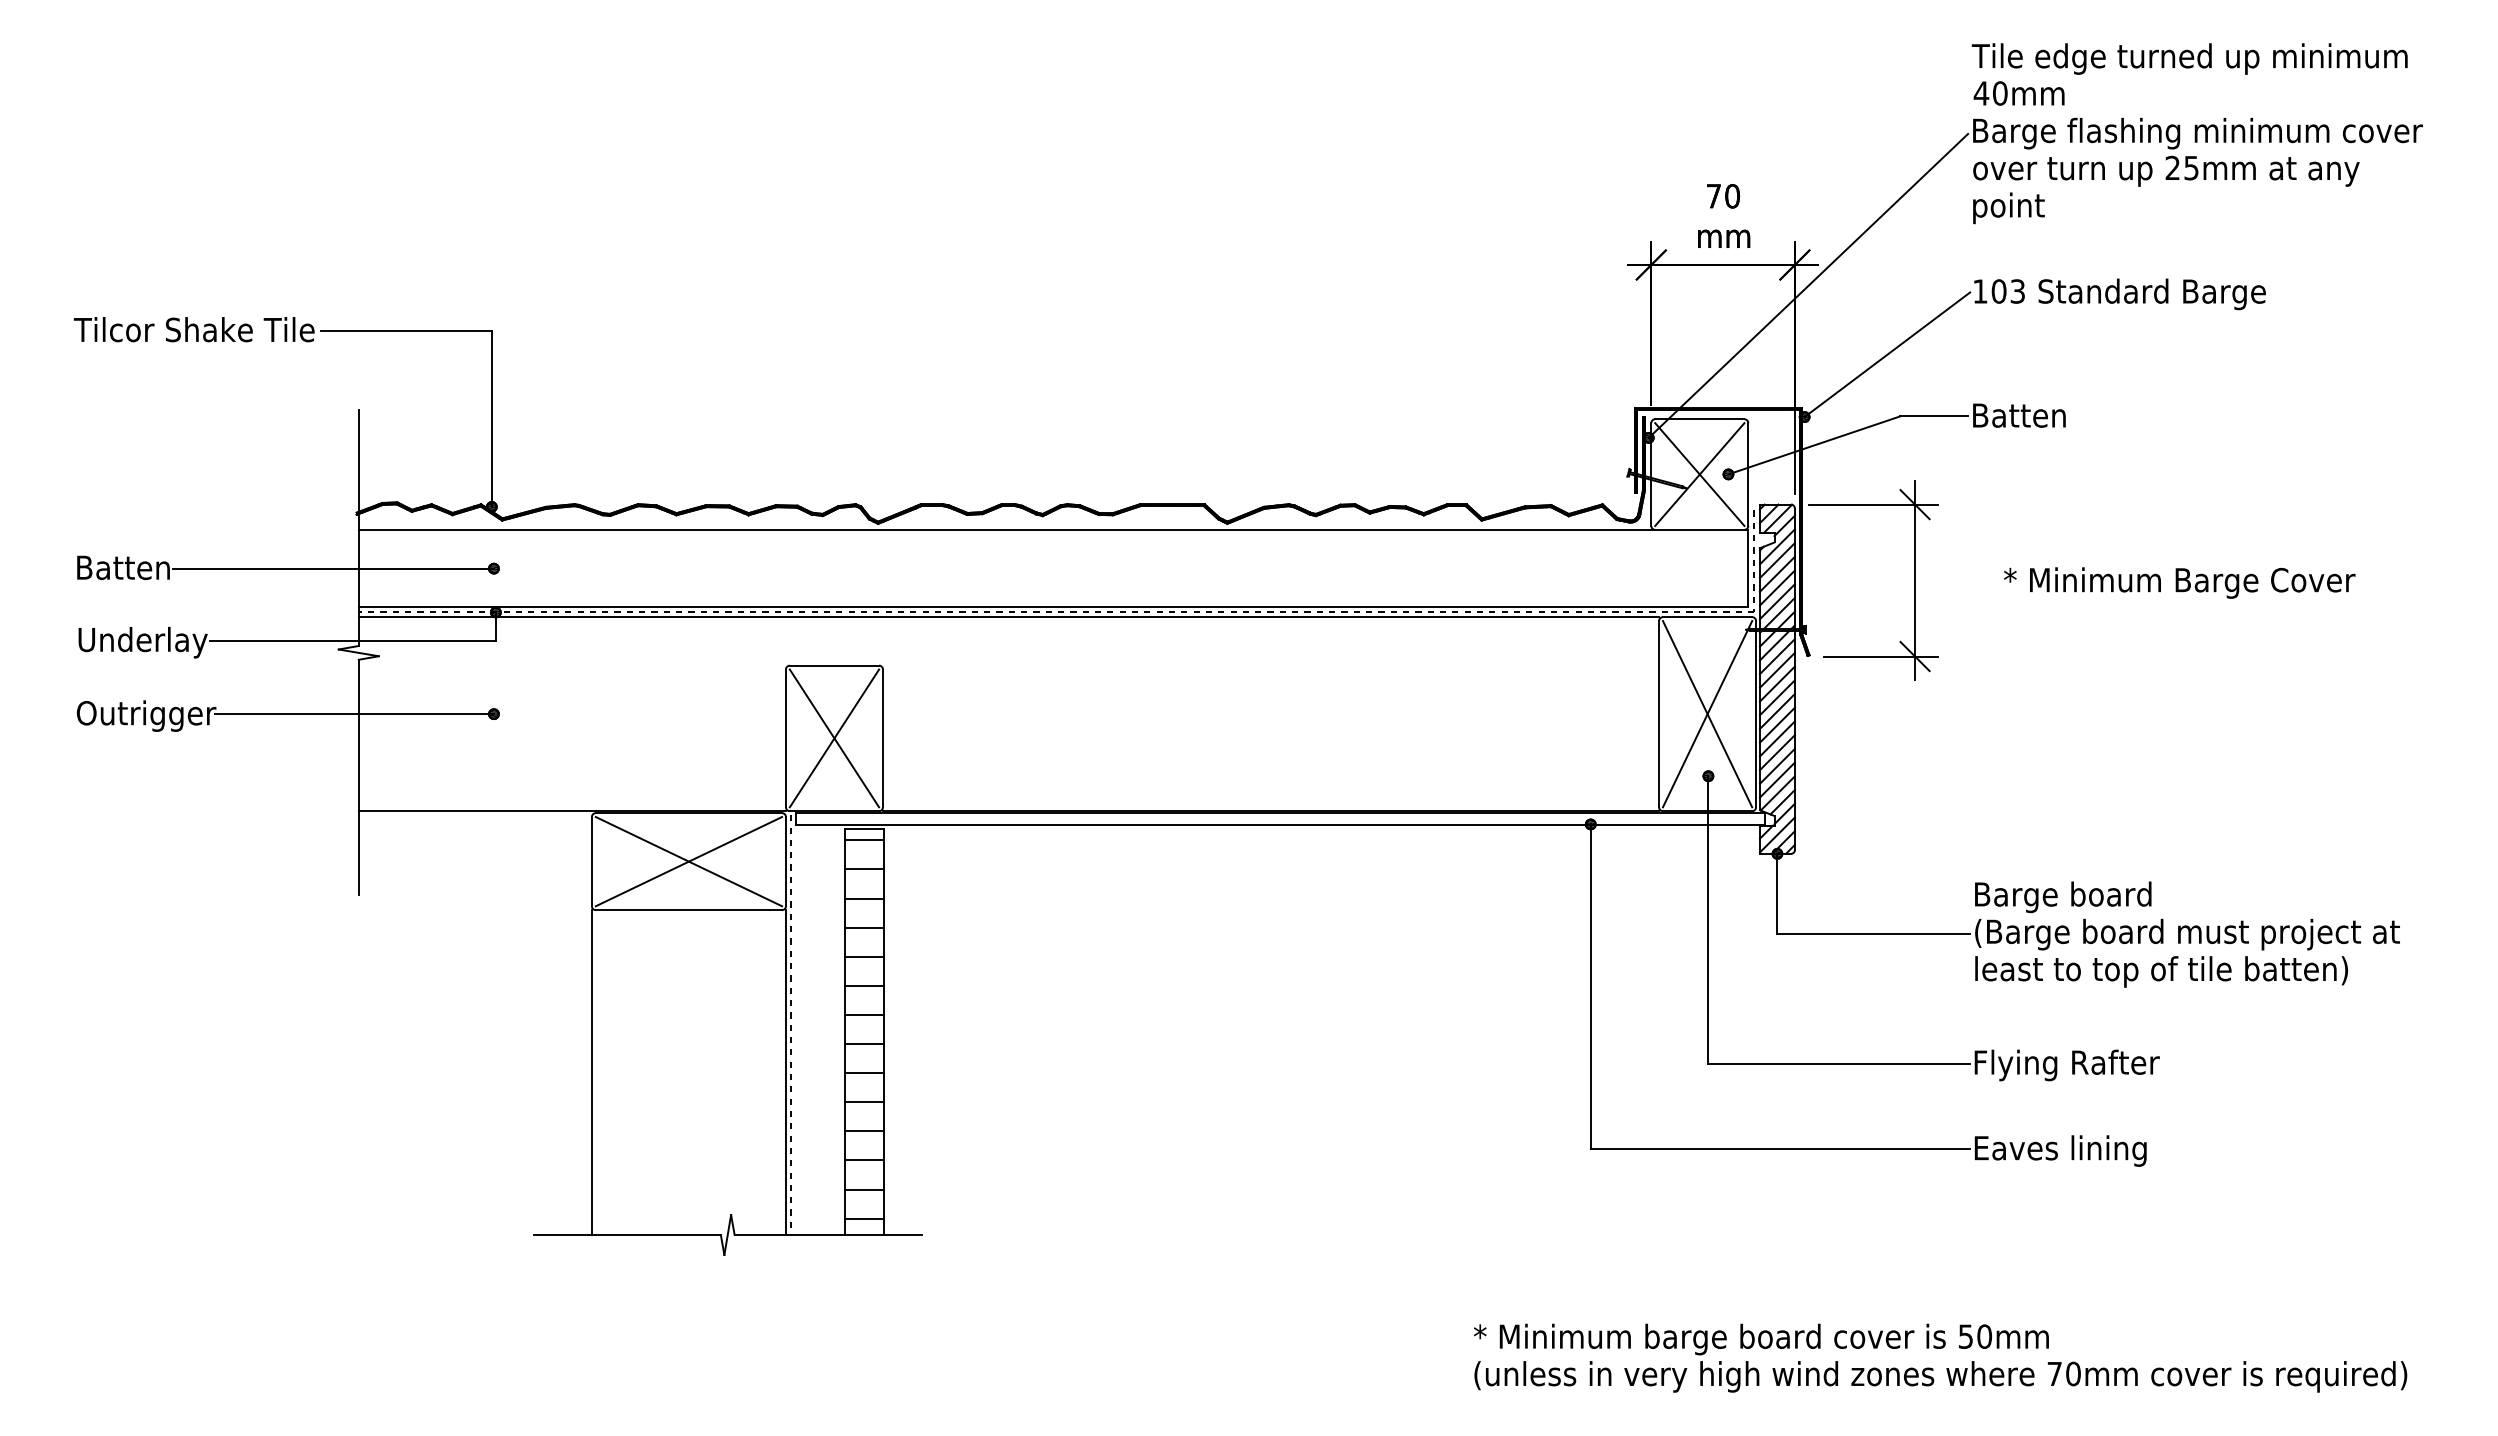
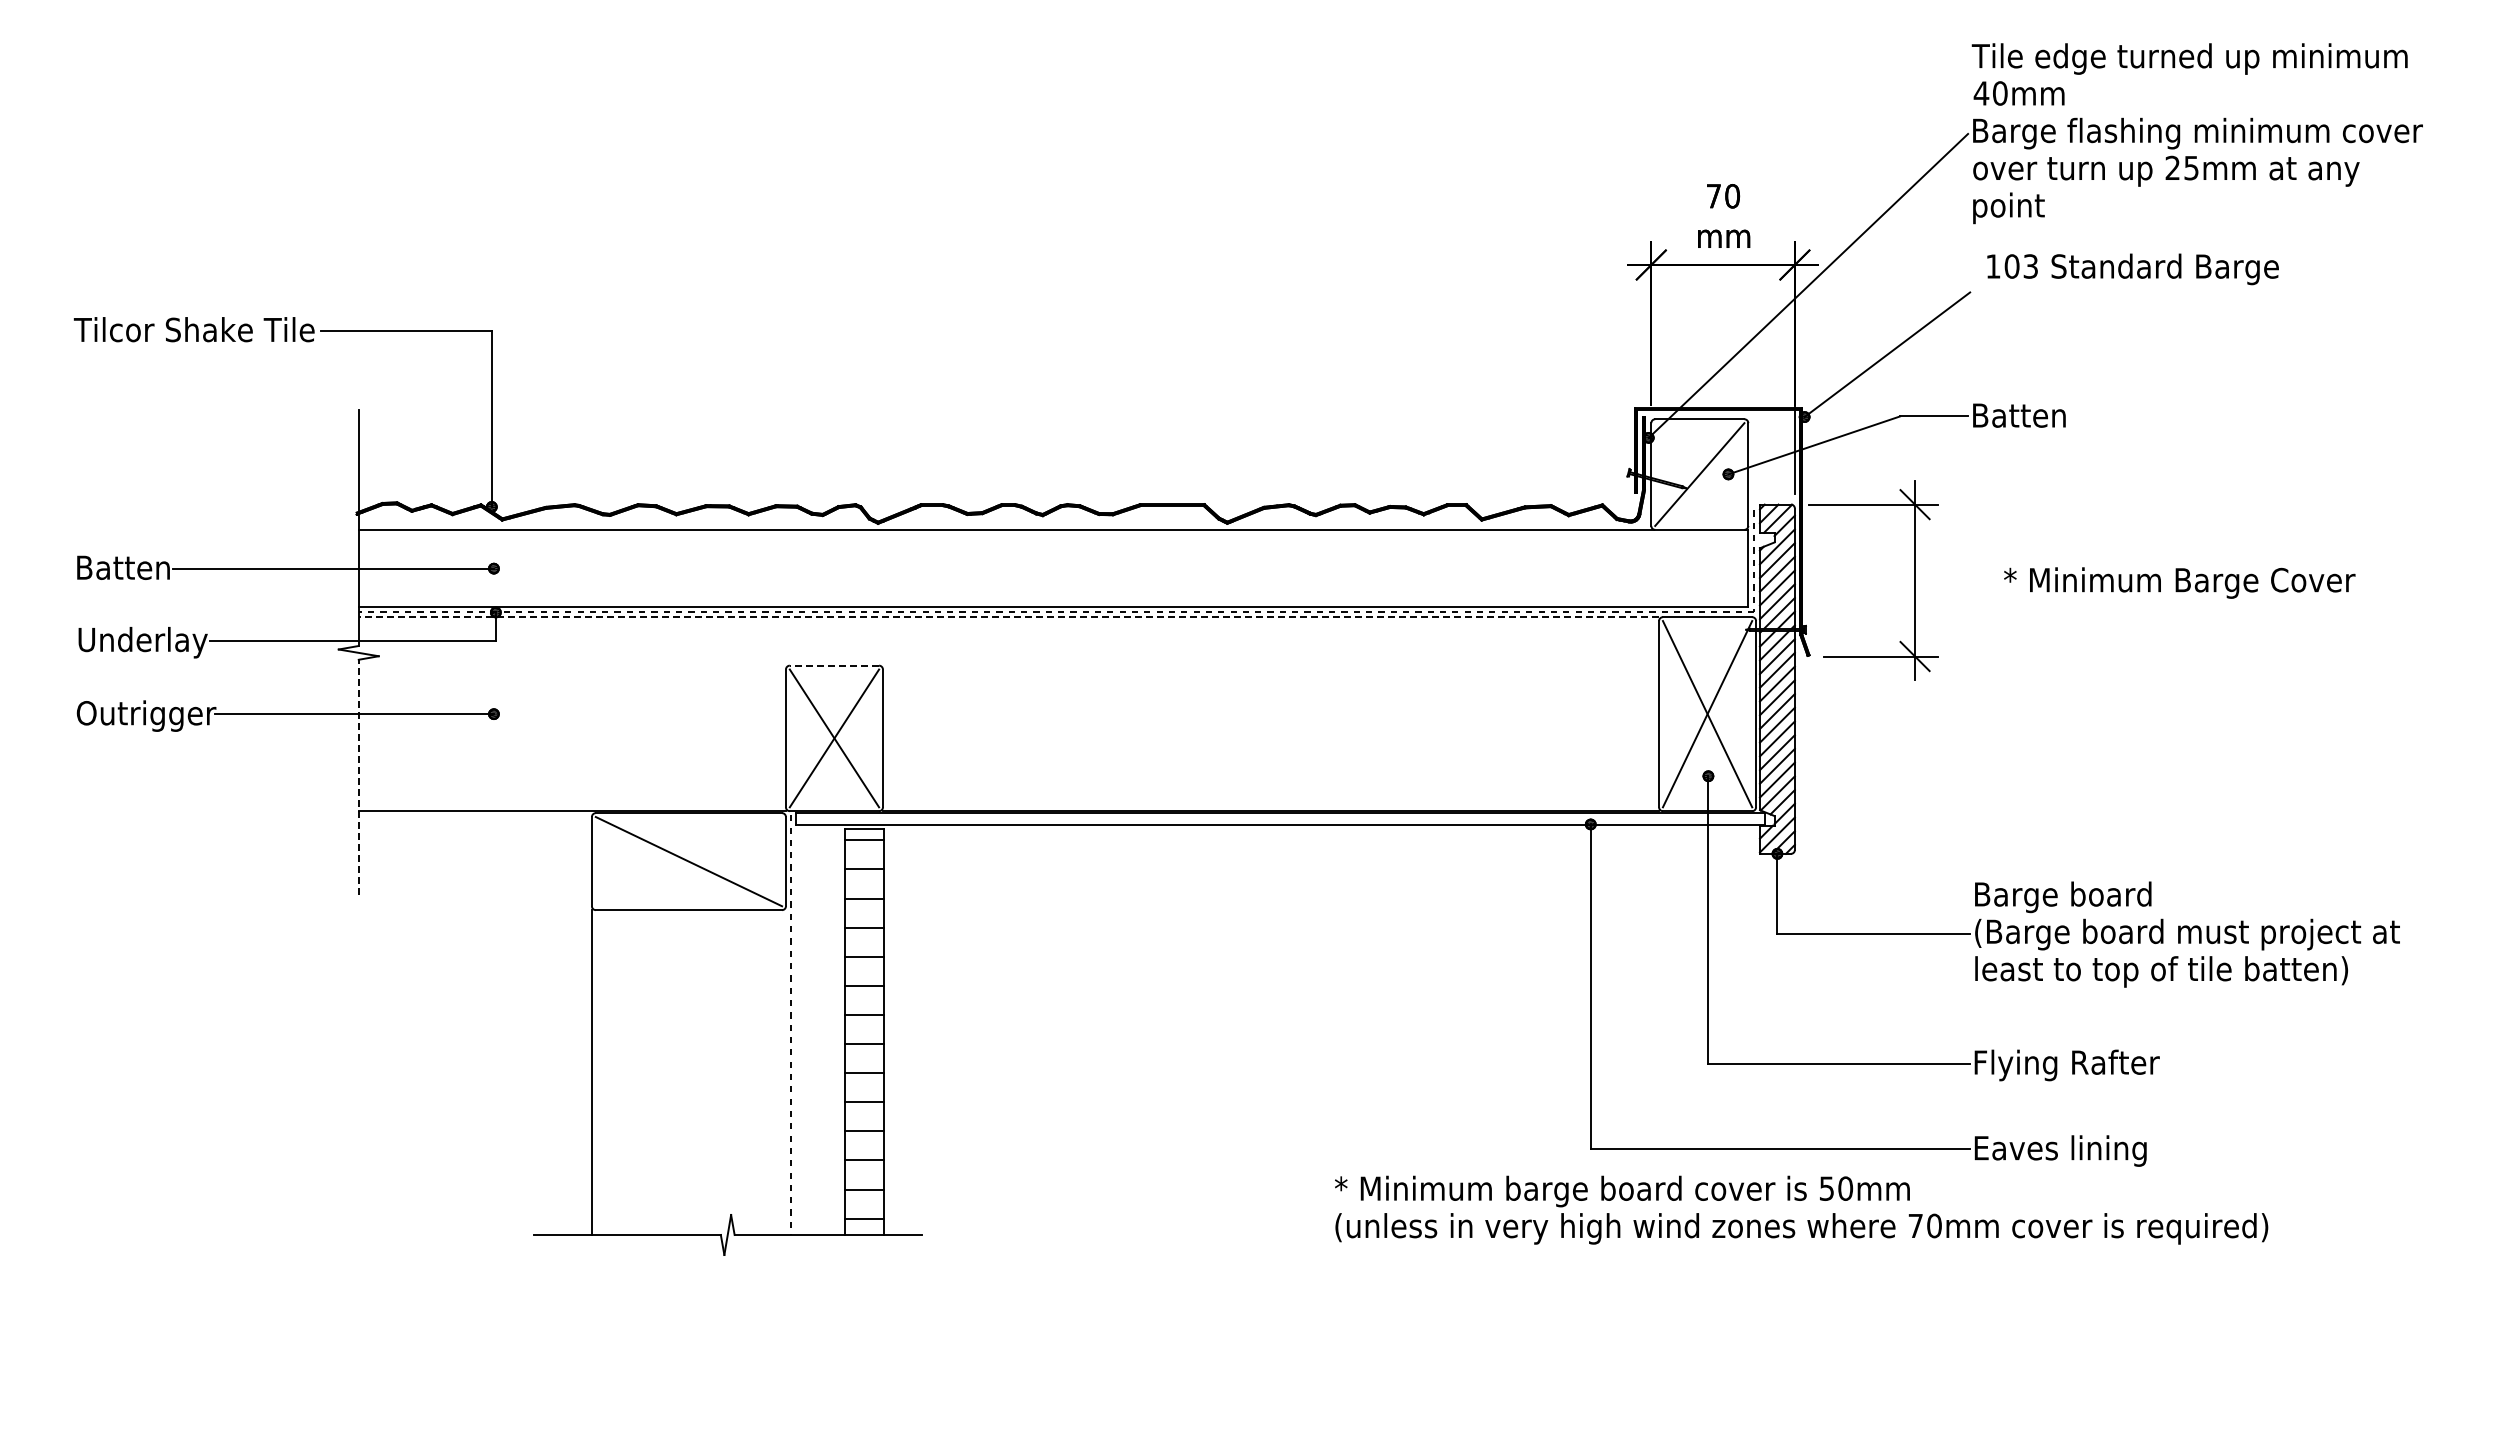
text position: (2119, 294) -> (2132, 269) (2132, 269)
line: present -> none (1699, 474)
line: solid -> dashed (1008, 617)
line: solid -> dashed (834, 665)
line: solid -> dashed (358, 777)
line: present -> none (688, 861)
line: present -> none (785, 1072)
text position: (1940, 1357) -> (1801, 1209) (1801, 1209)
